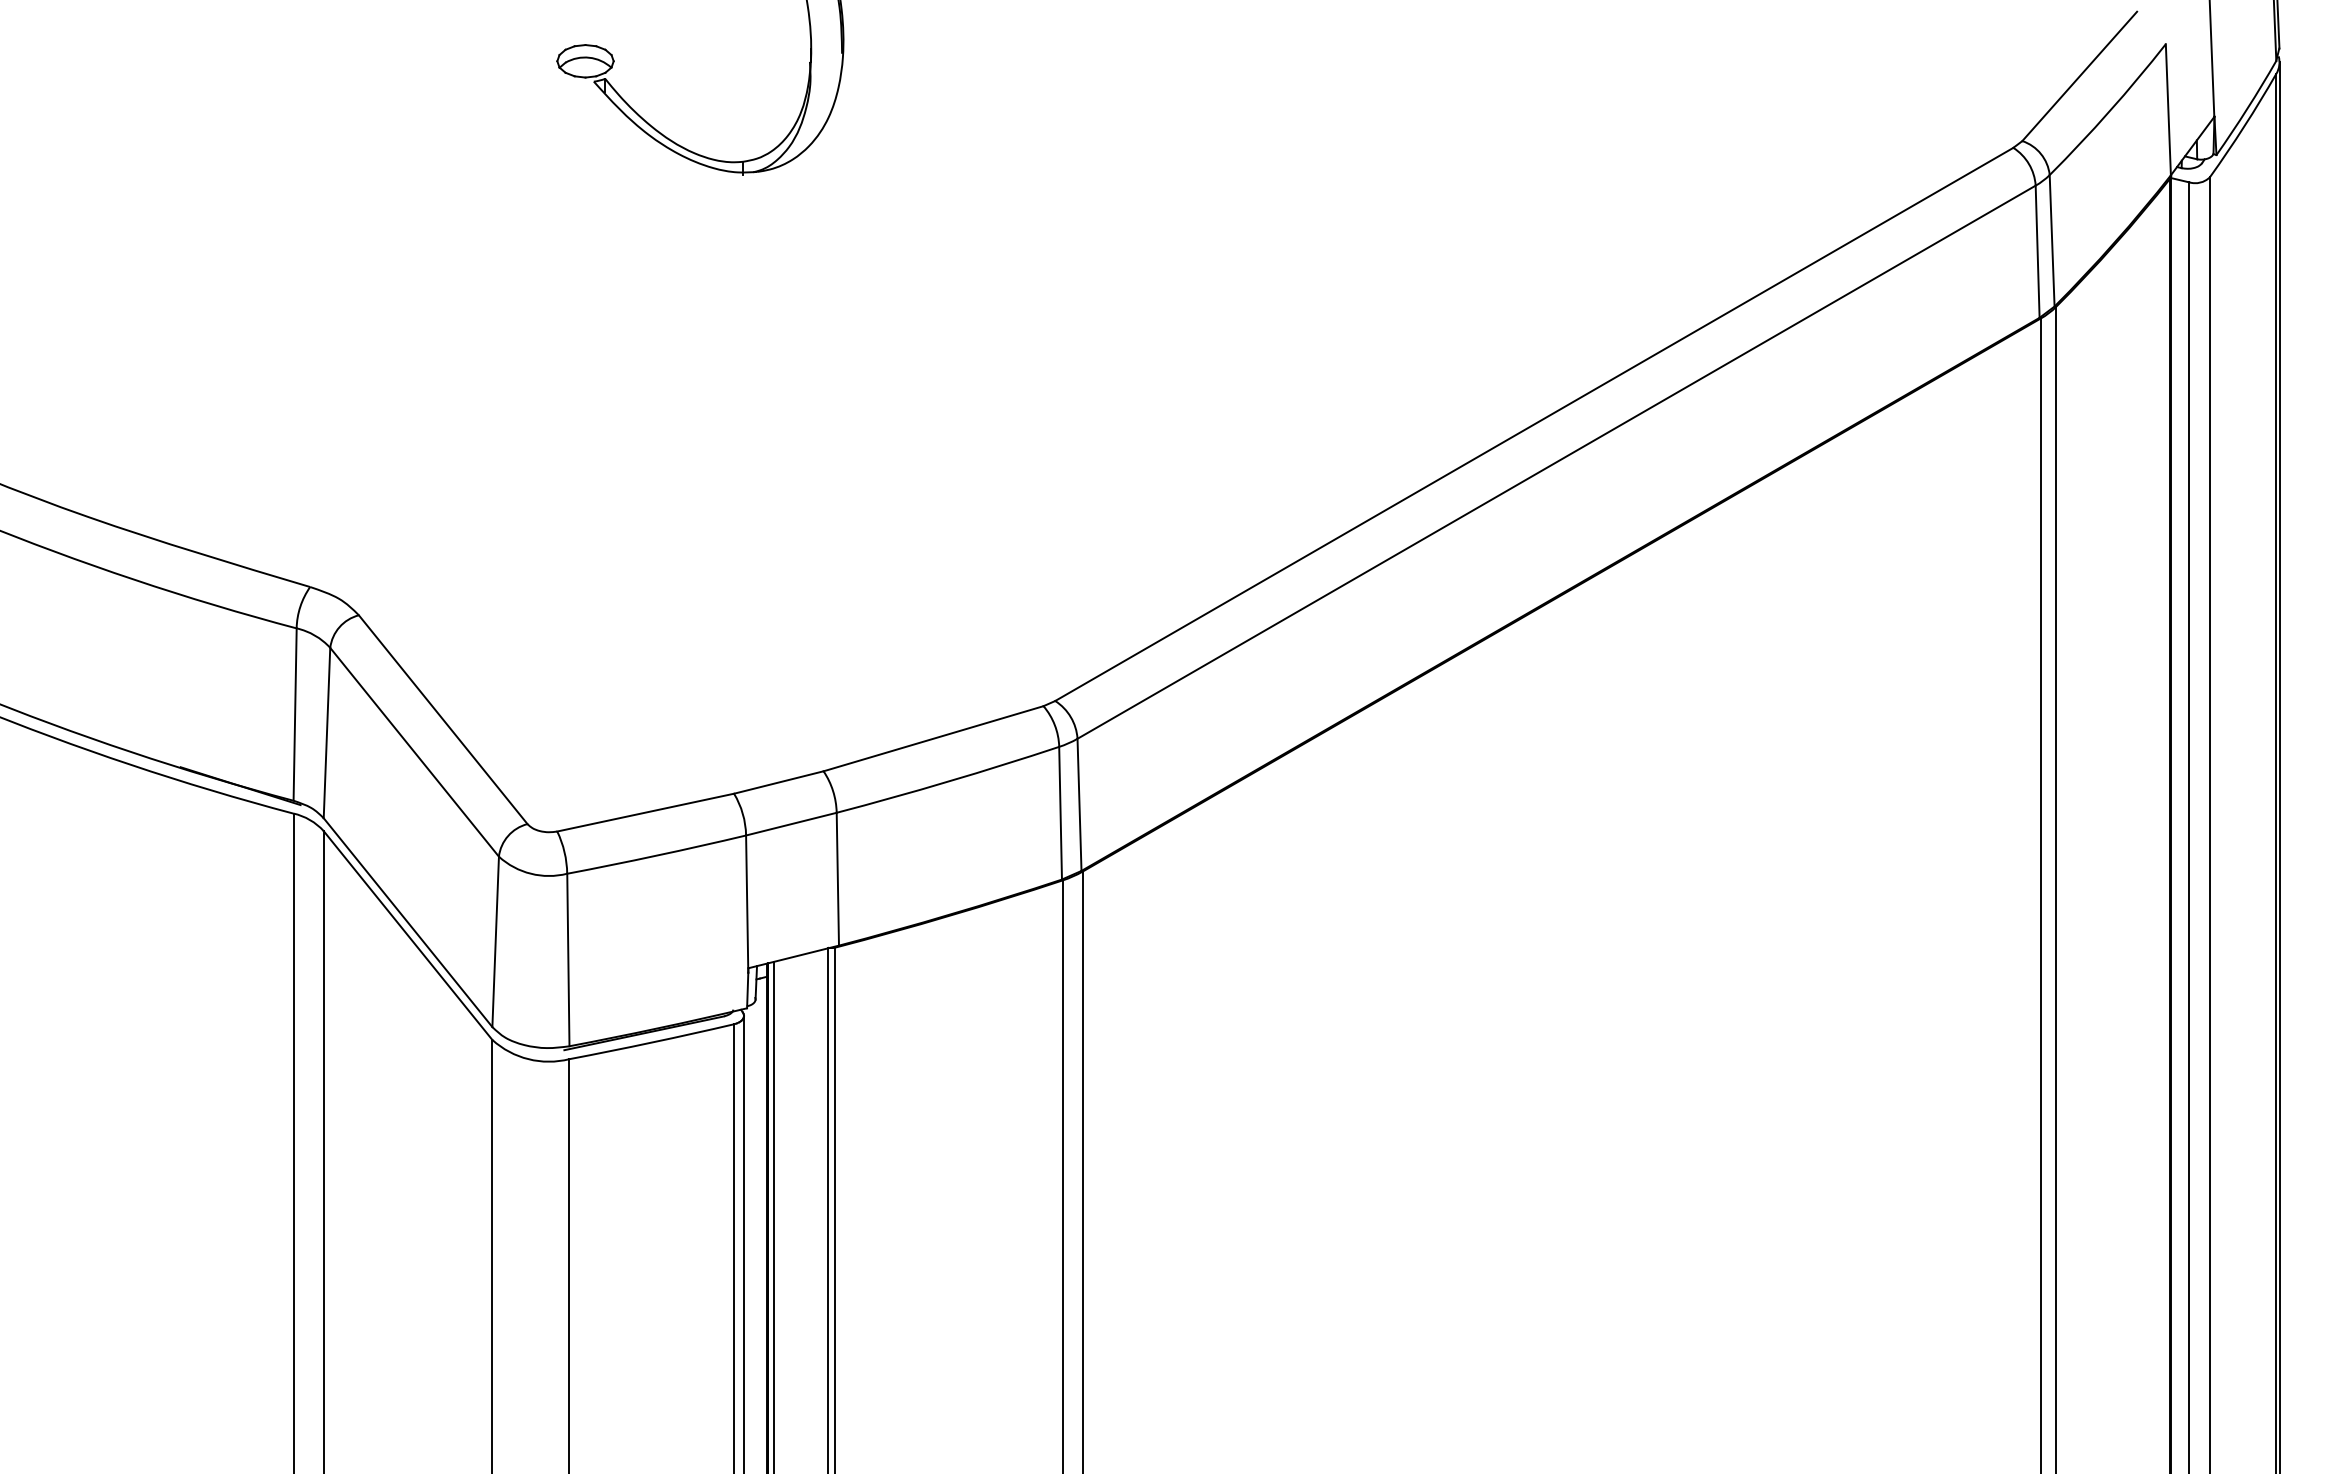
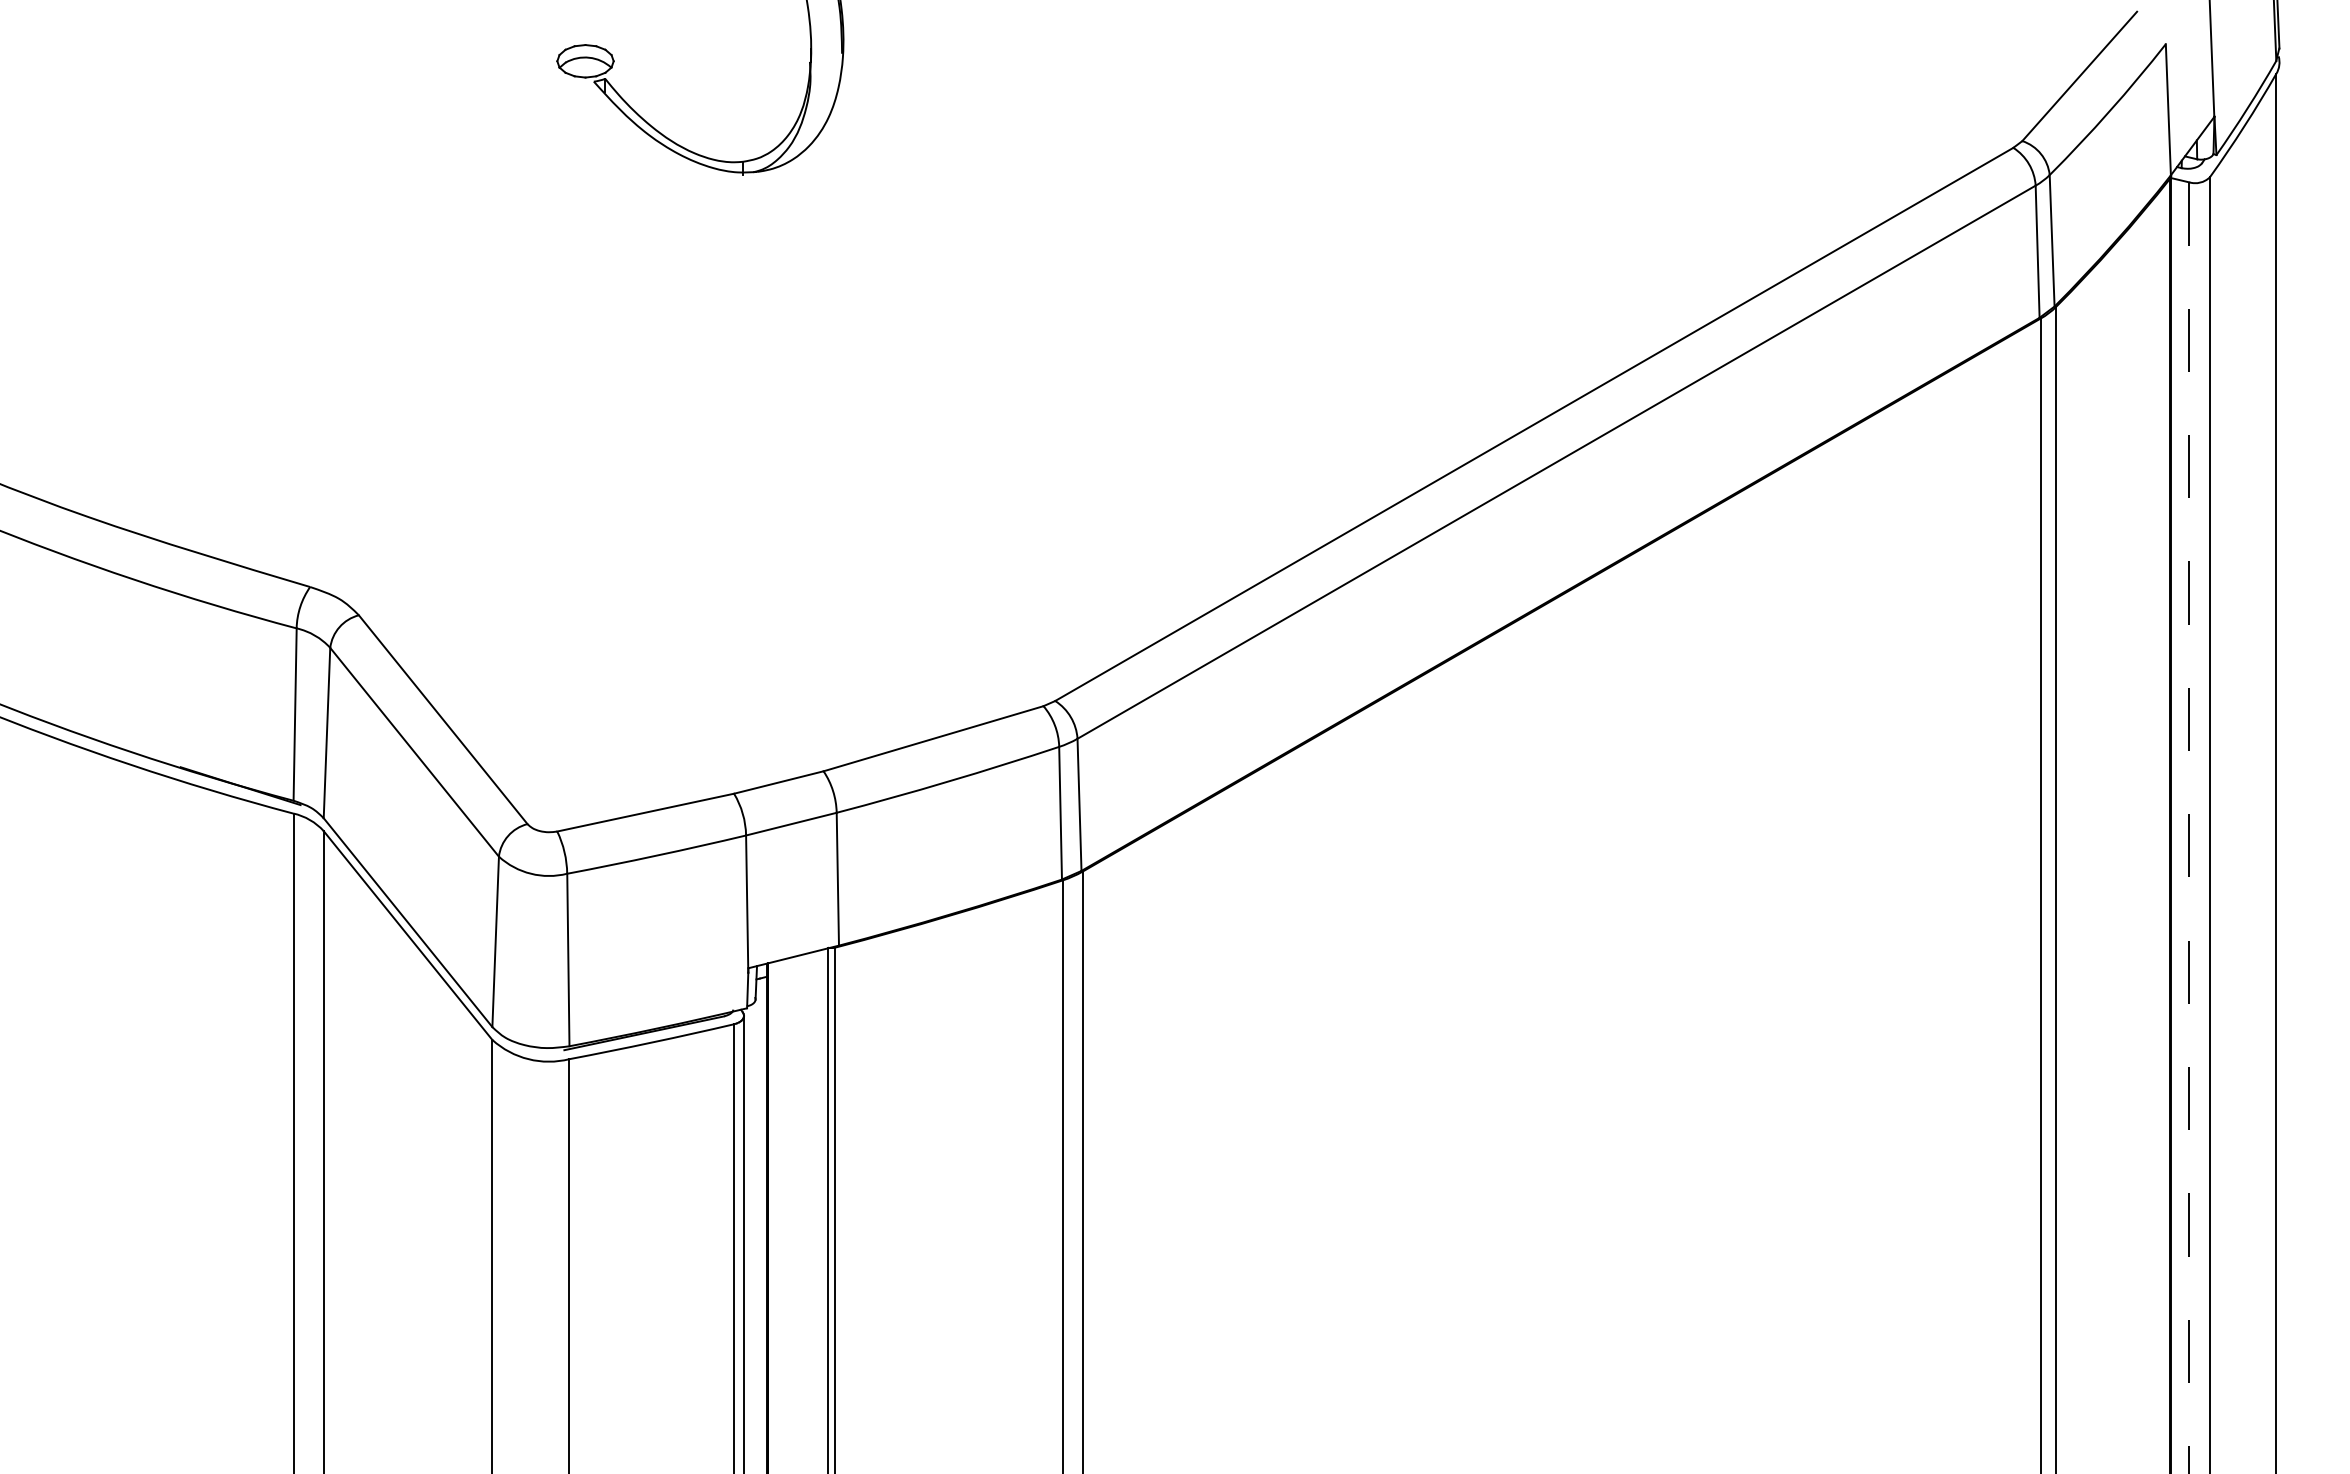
line: present -> none (2279, 766)
line: solid -> dashed (2189, 828)
line: present -> none (773, 1215)
